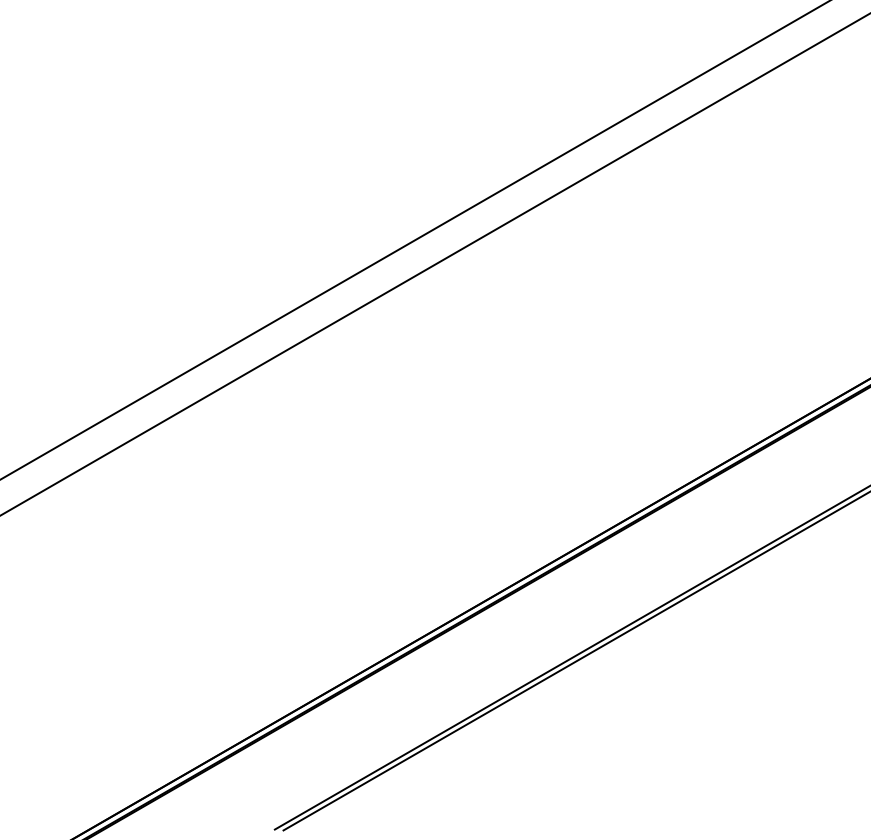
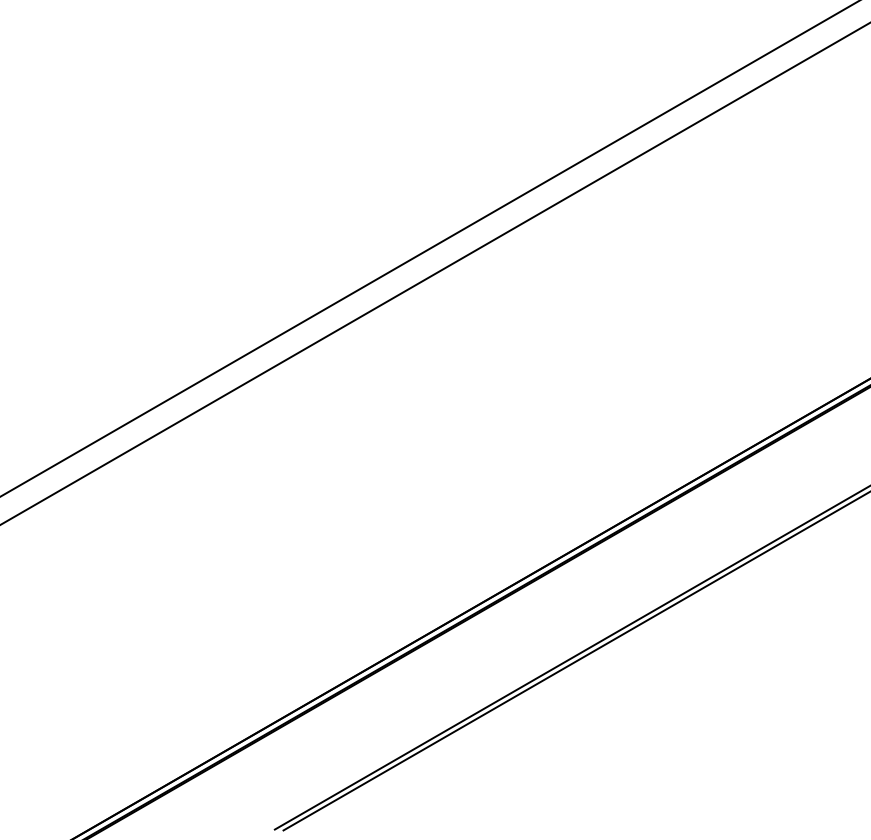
line position: (414, 240) -> (429, 248) (429, 248)
line position: (434, 264) -> (434, 273) (434, 273)
